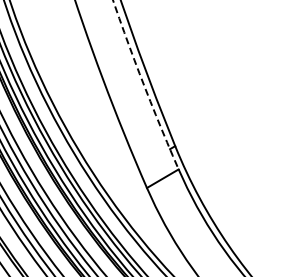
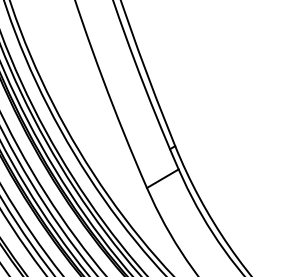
arc: dashed -> solid (144, 85)
